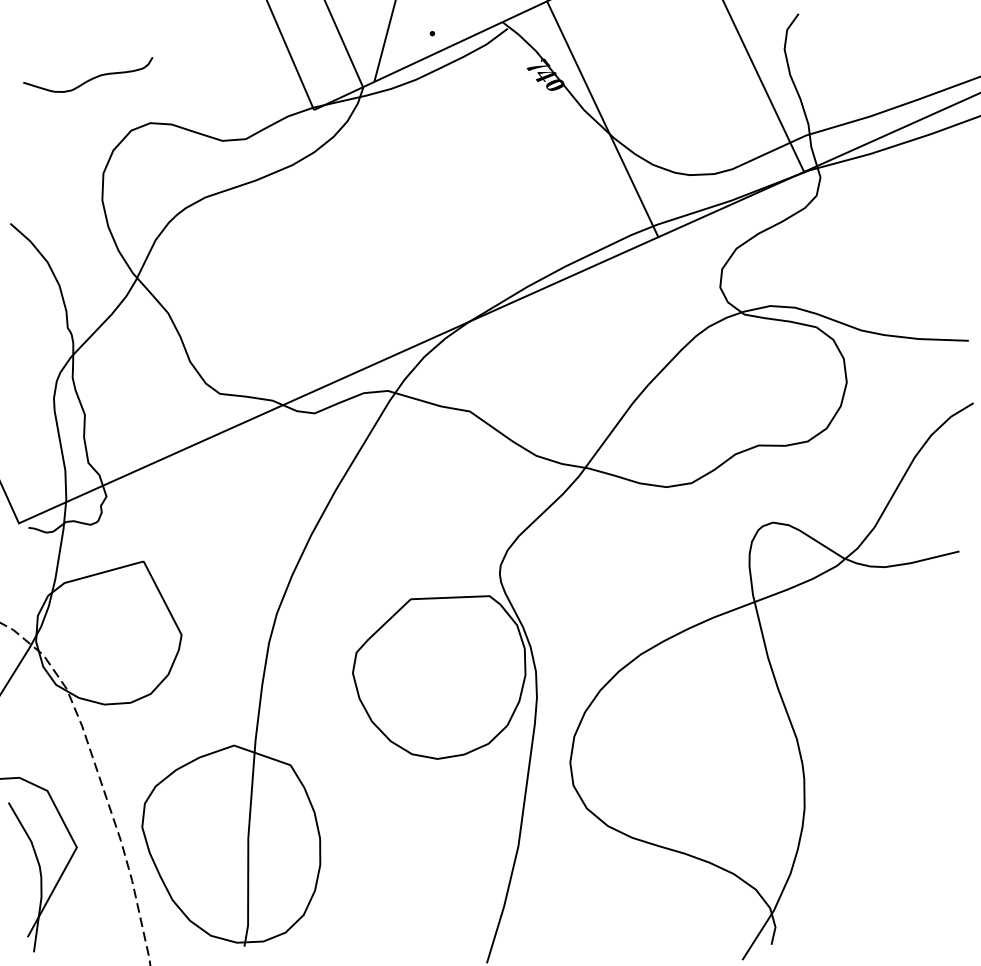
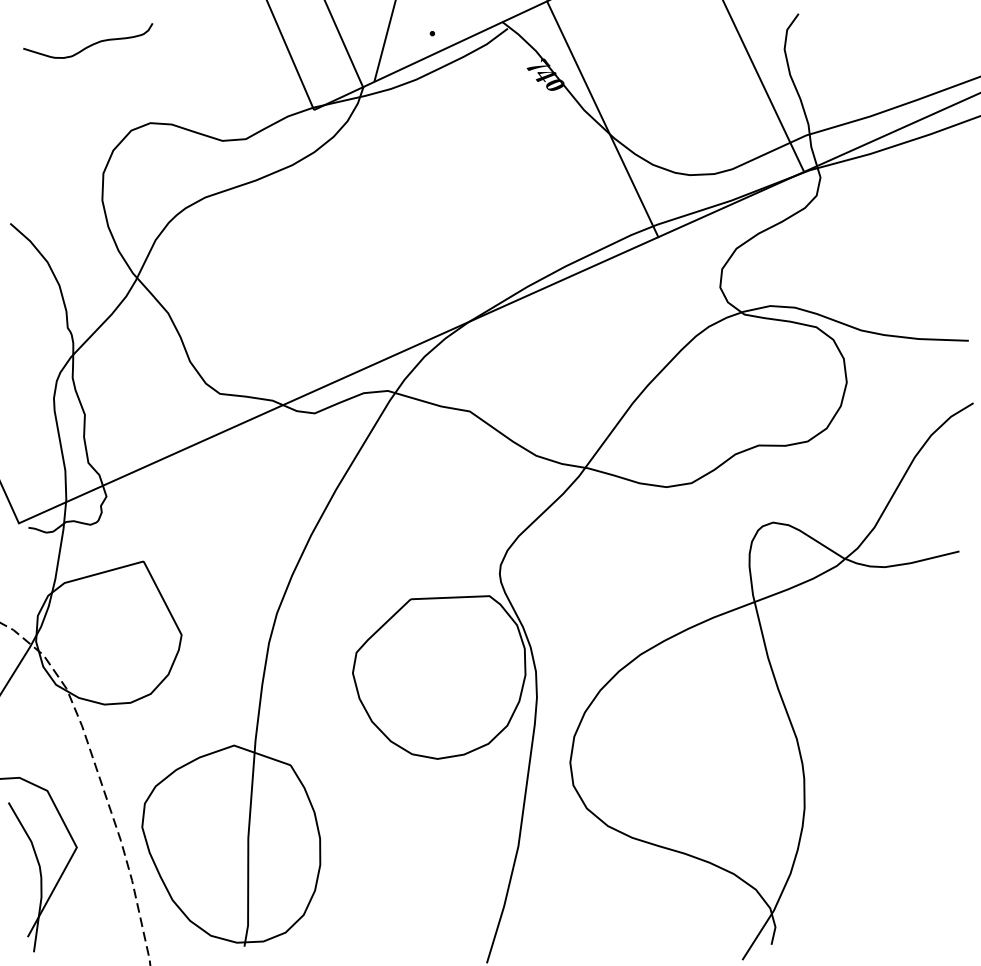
curve position: (90, 78) -> (90, 44) (90, 44)
